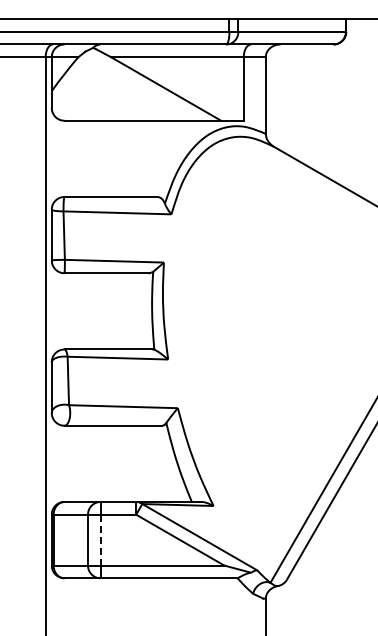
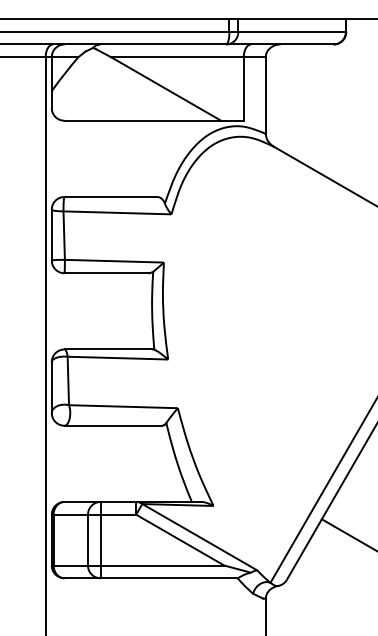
line: none -> present (347, 534)
line: dashed -> solid (100, 540)
